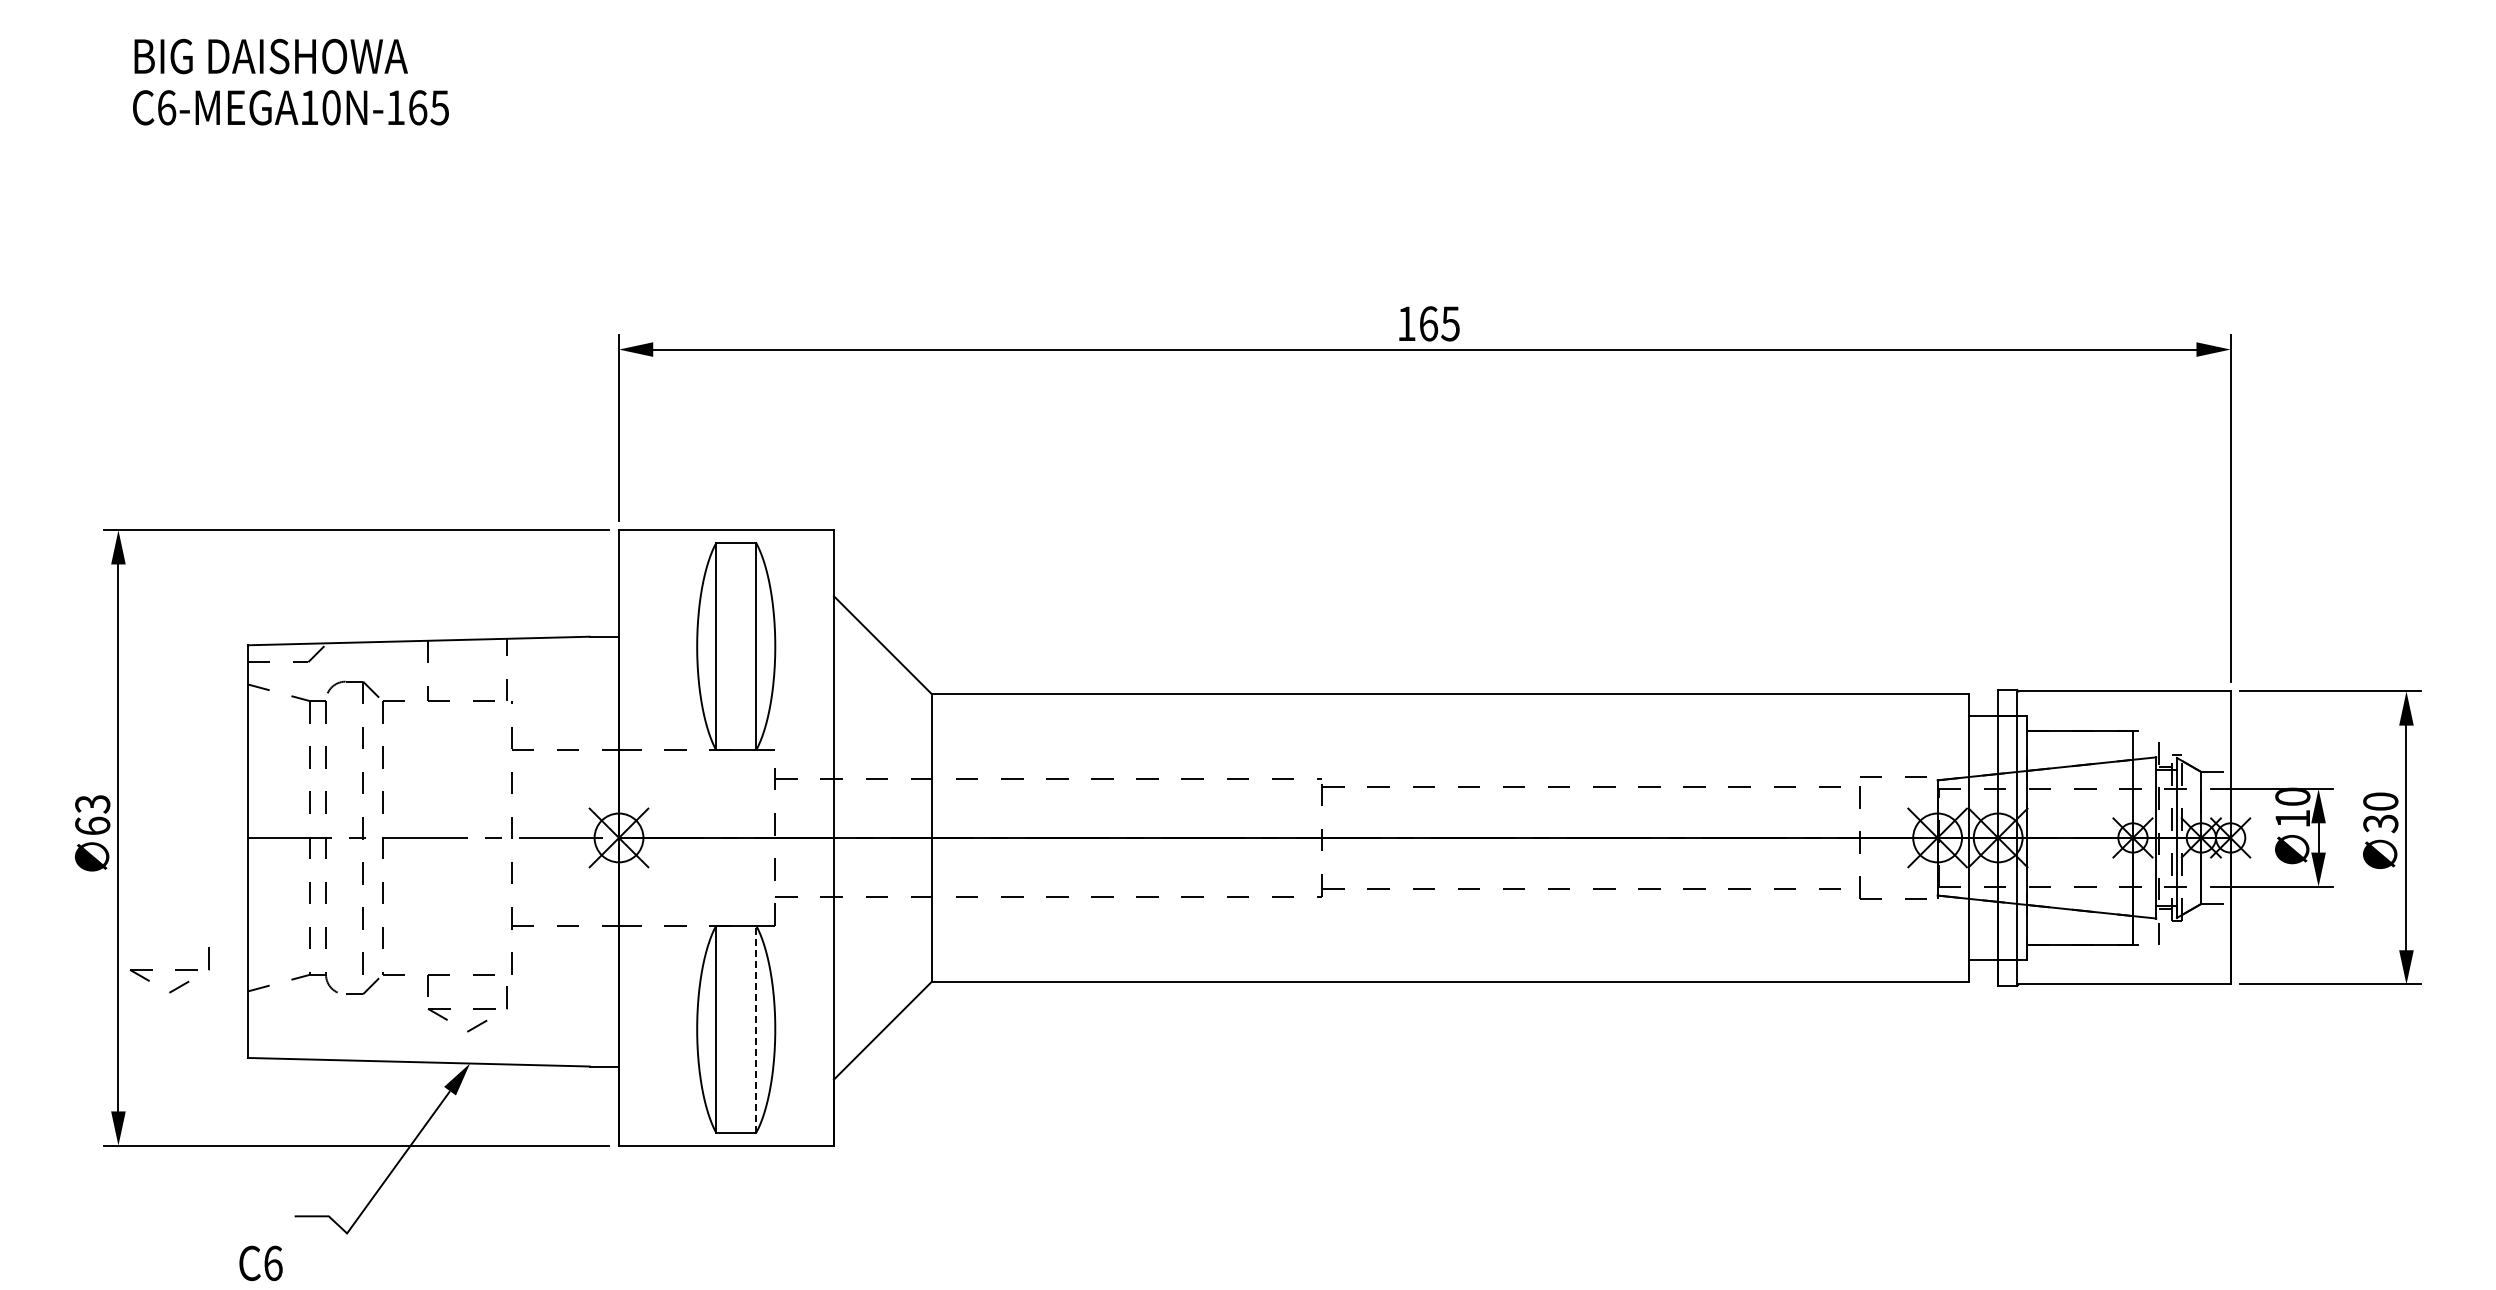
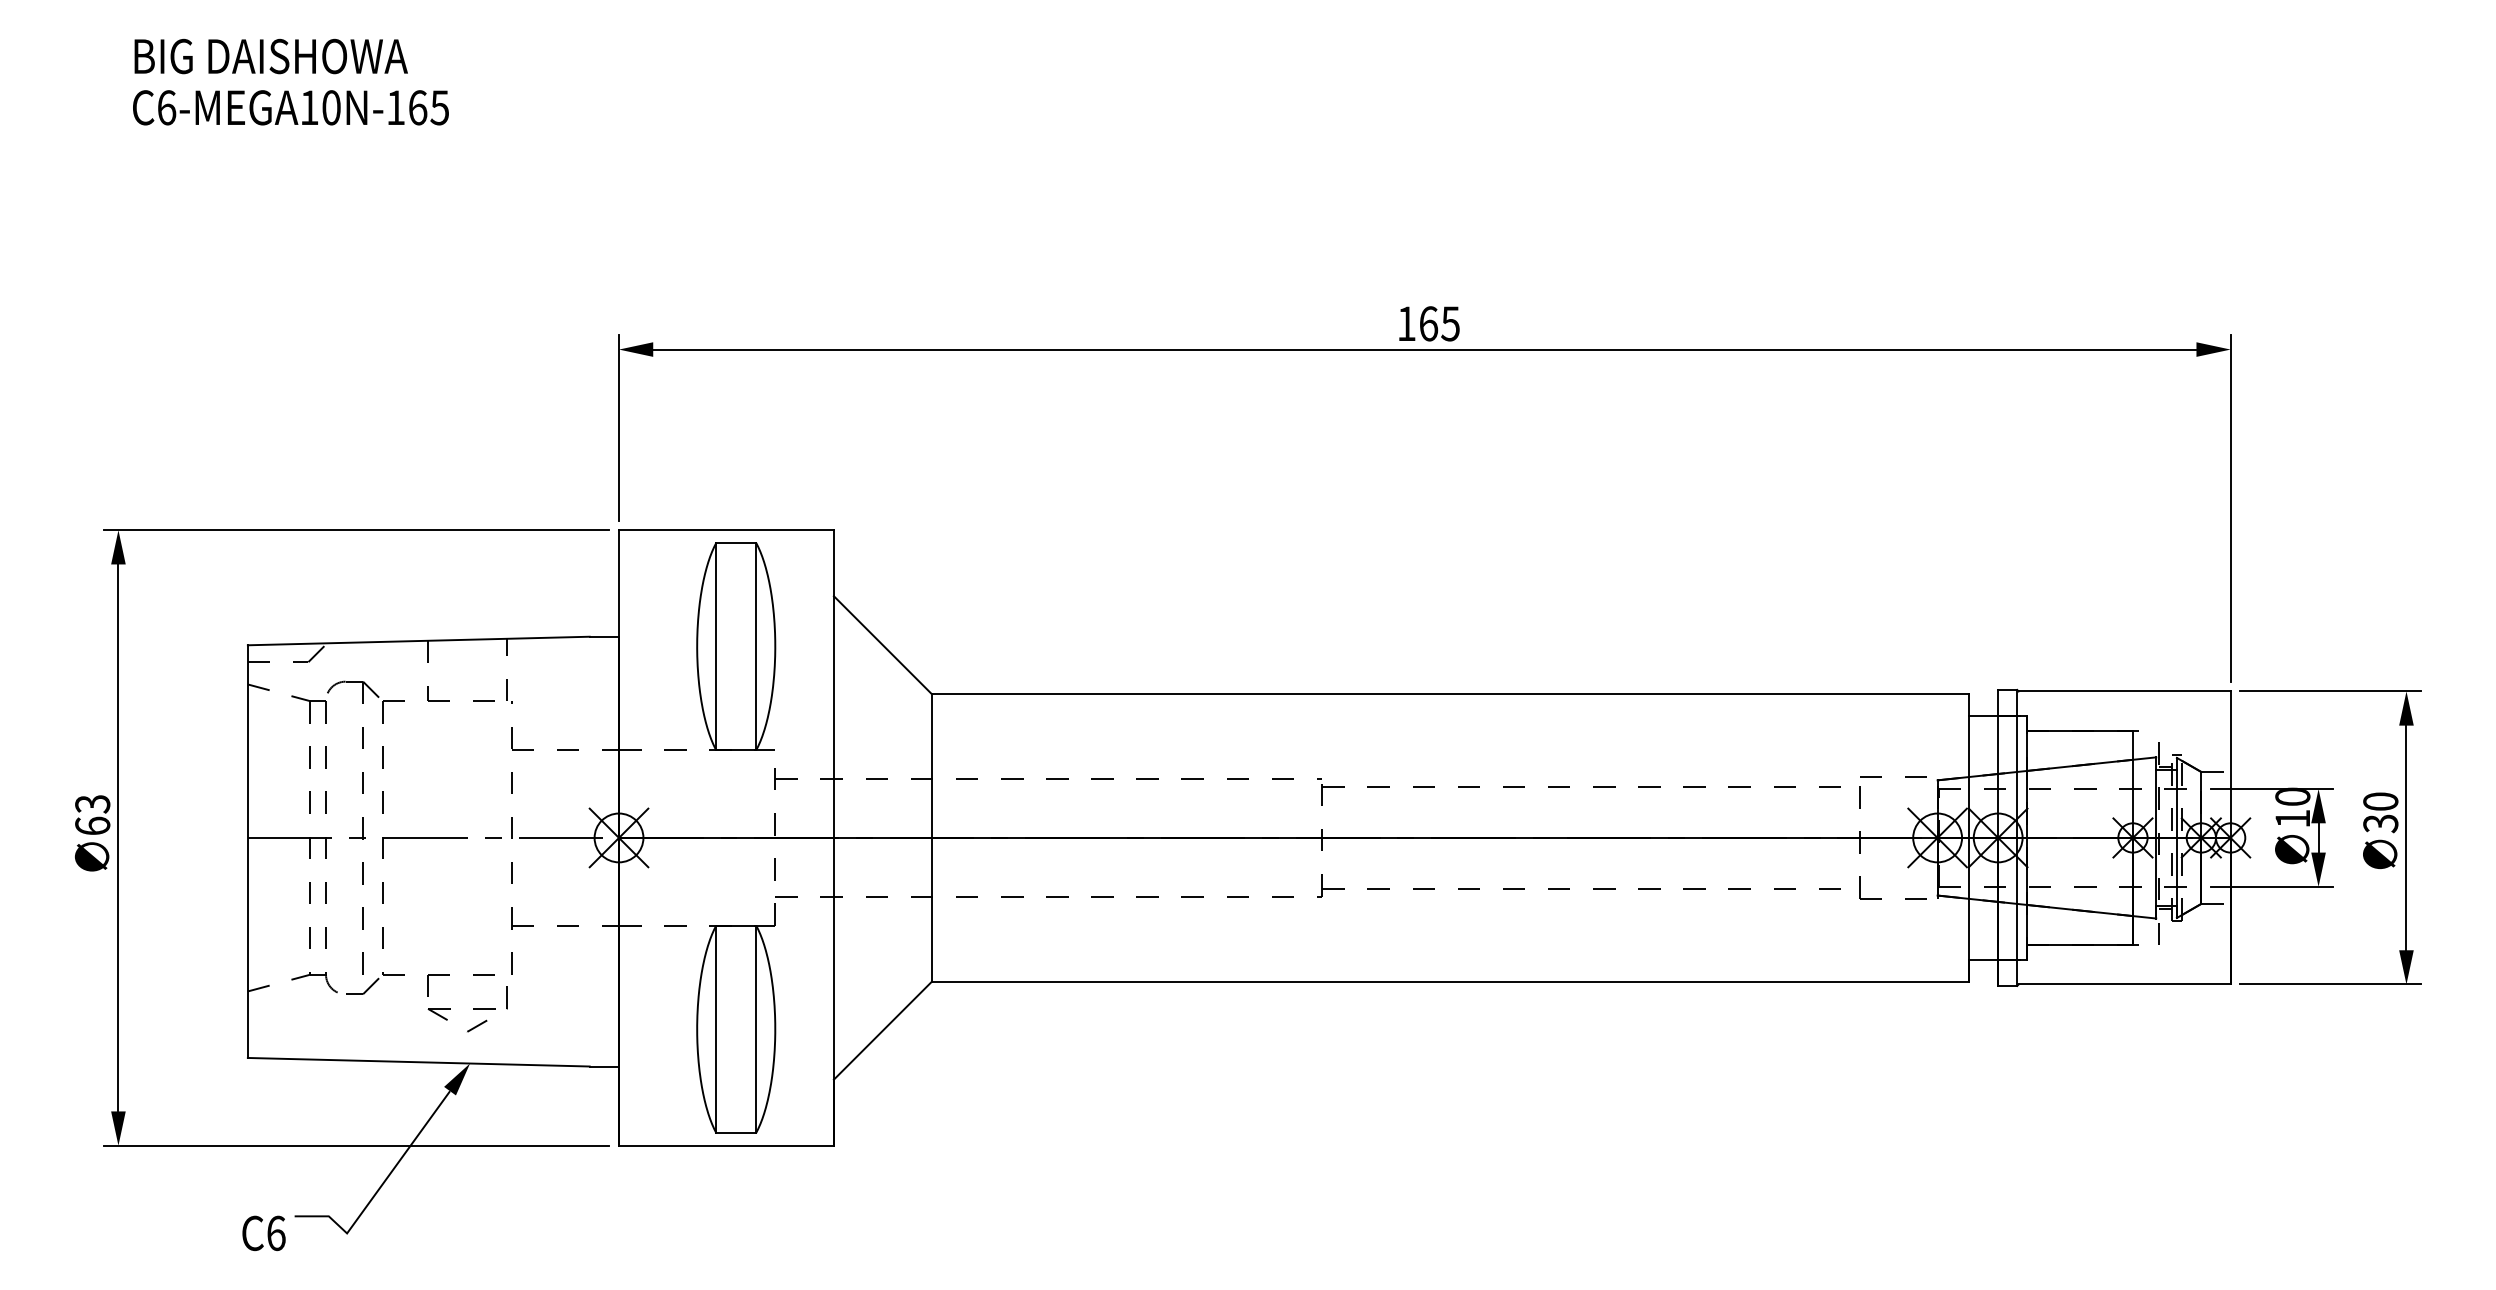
part: present -> none (169, 970)
line: dashed -> solid (756, 1029)
text position: (260, 1263) -> (263, 1233) (263, 1233)
